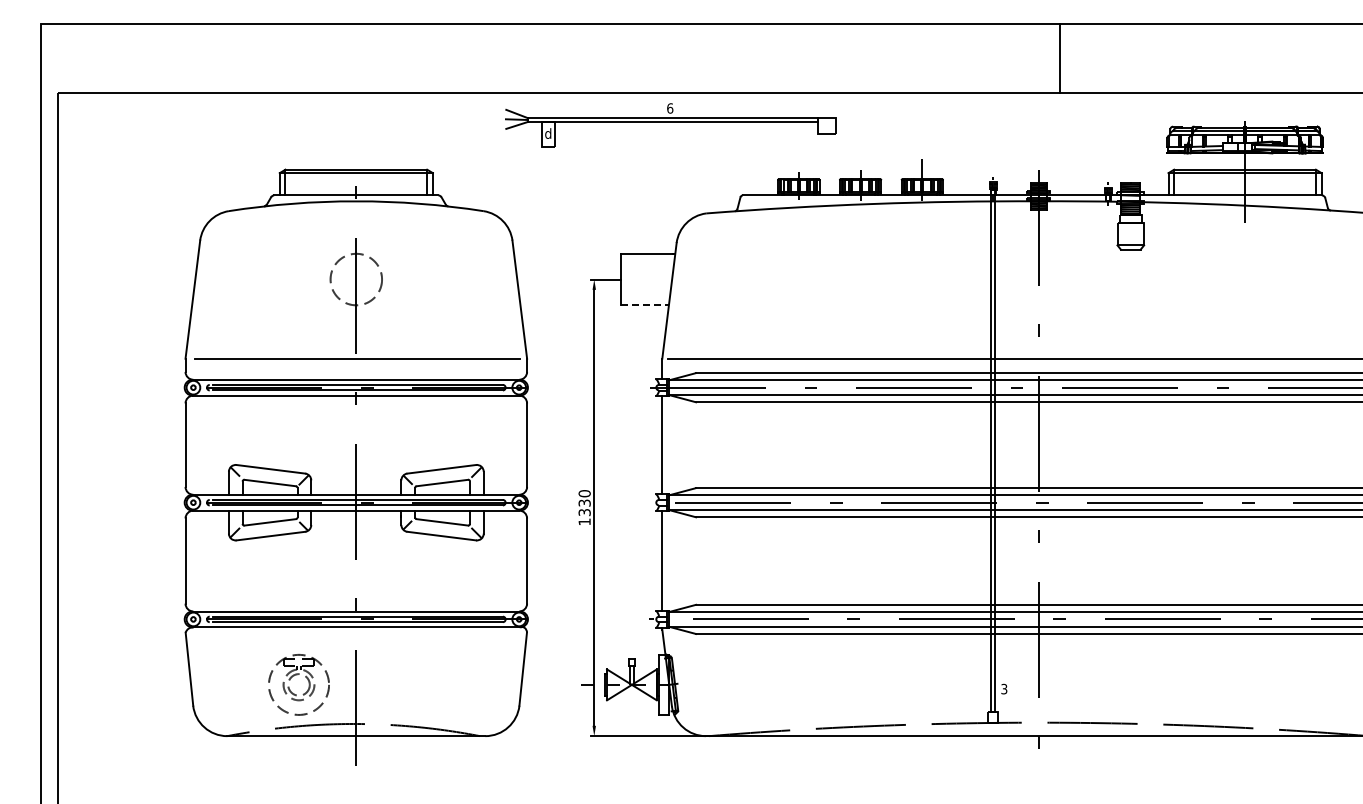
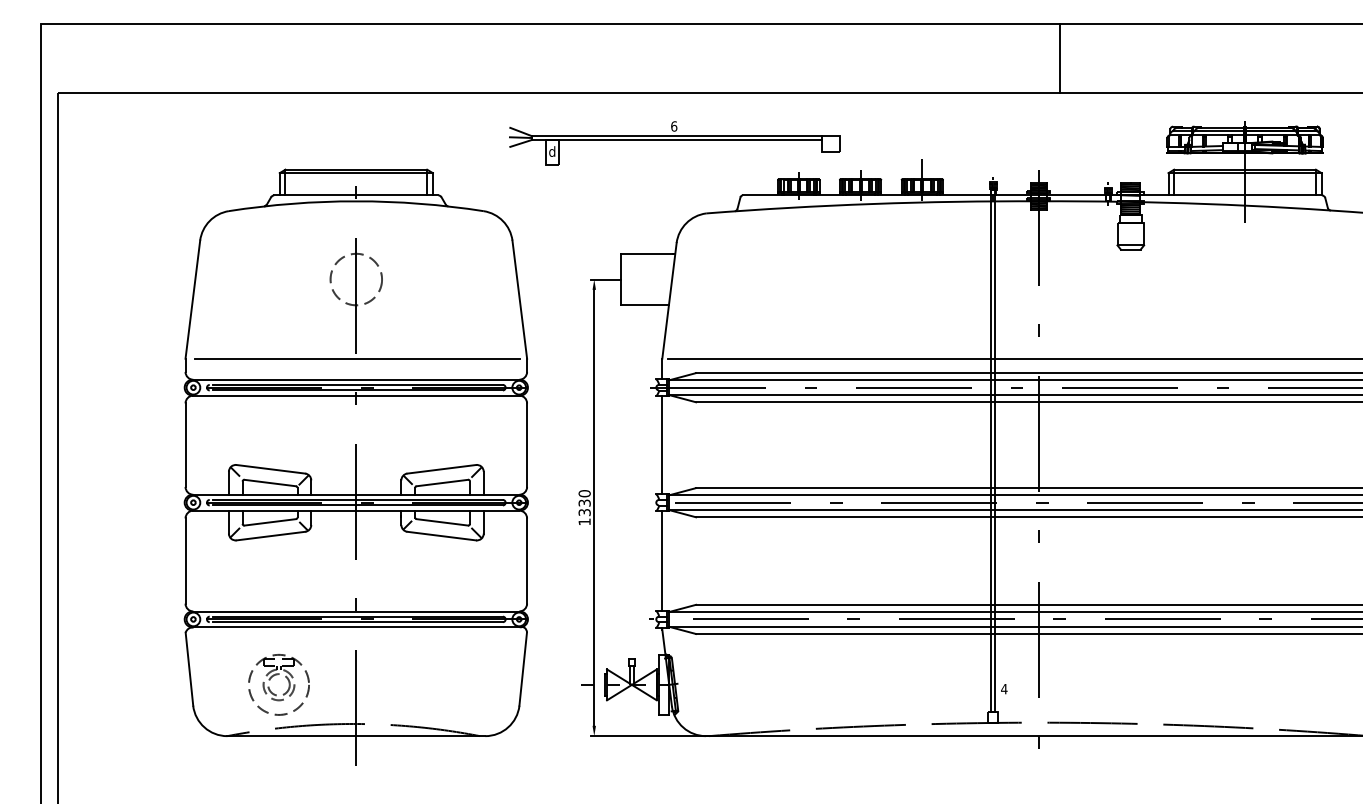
part position: (670, 125) -> (674, 143) (674, 143)
line: dashed -> solid (645, 305)
part position: (294, 676) -> (274, 676) (274, 676)
text: 3 -> 4 (1004, 688)
